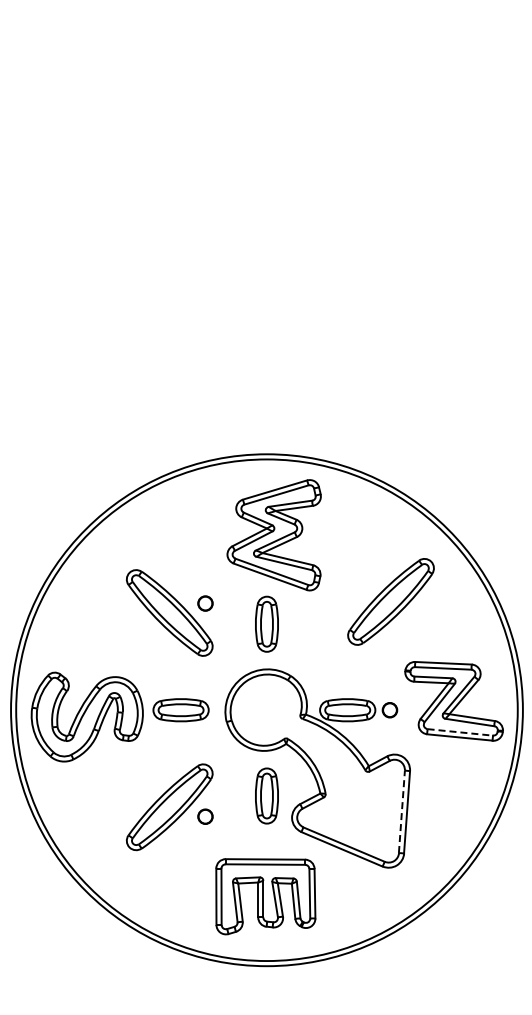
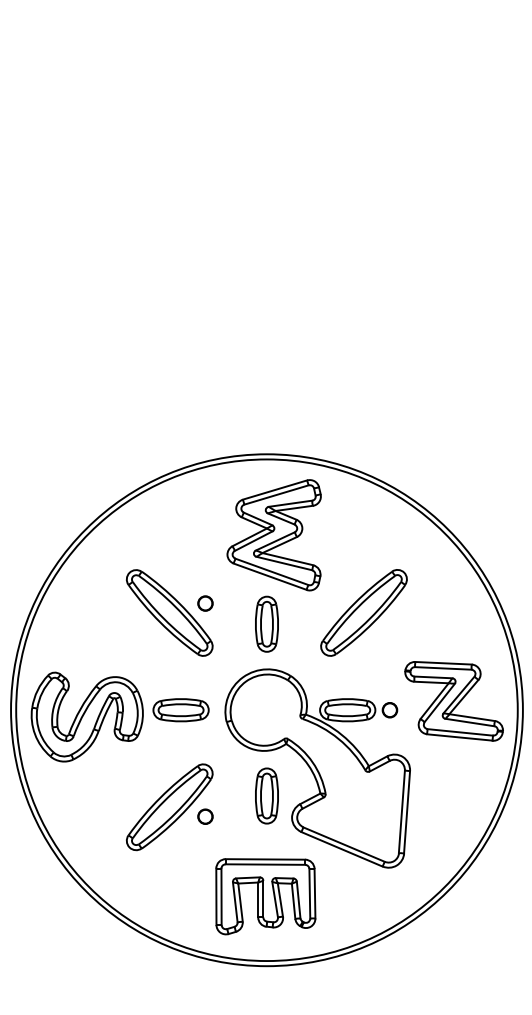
part position: (390, 601) -> (363, 612) (363, 612)
line: dashed -> solid (460, 732)
line: dashed -> solid (401, 811)
